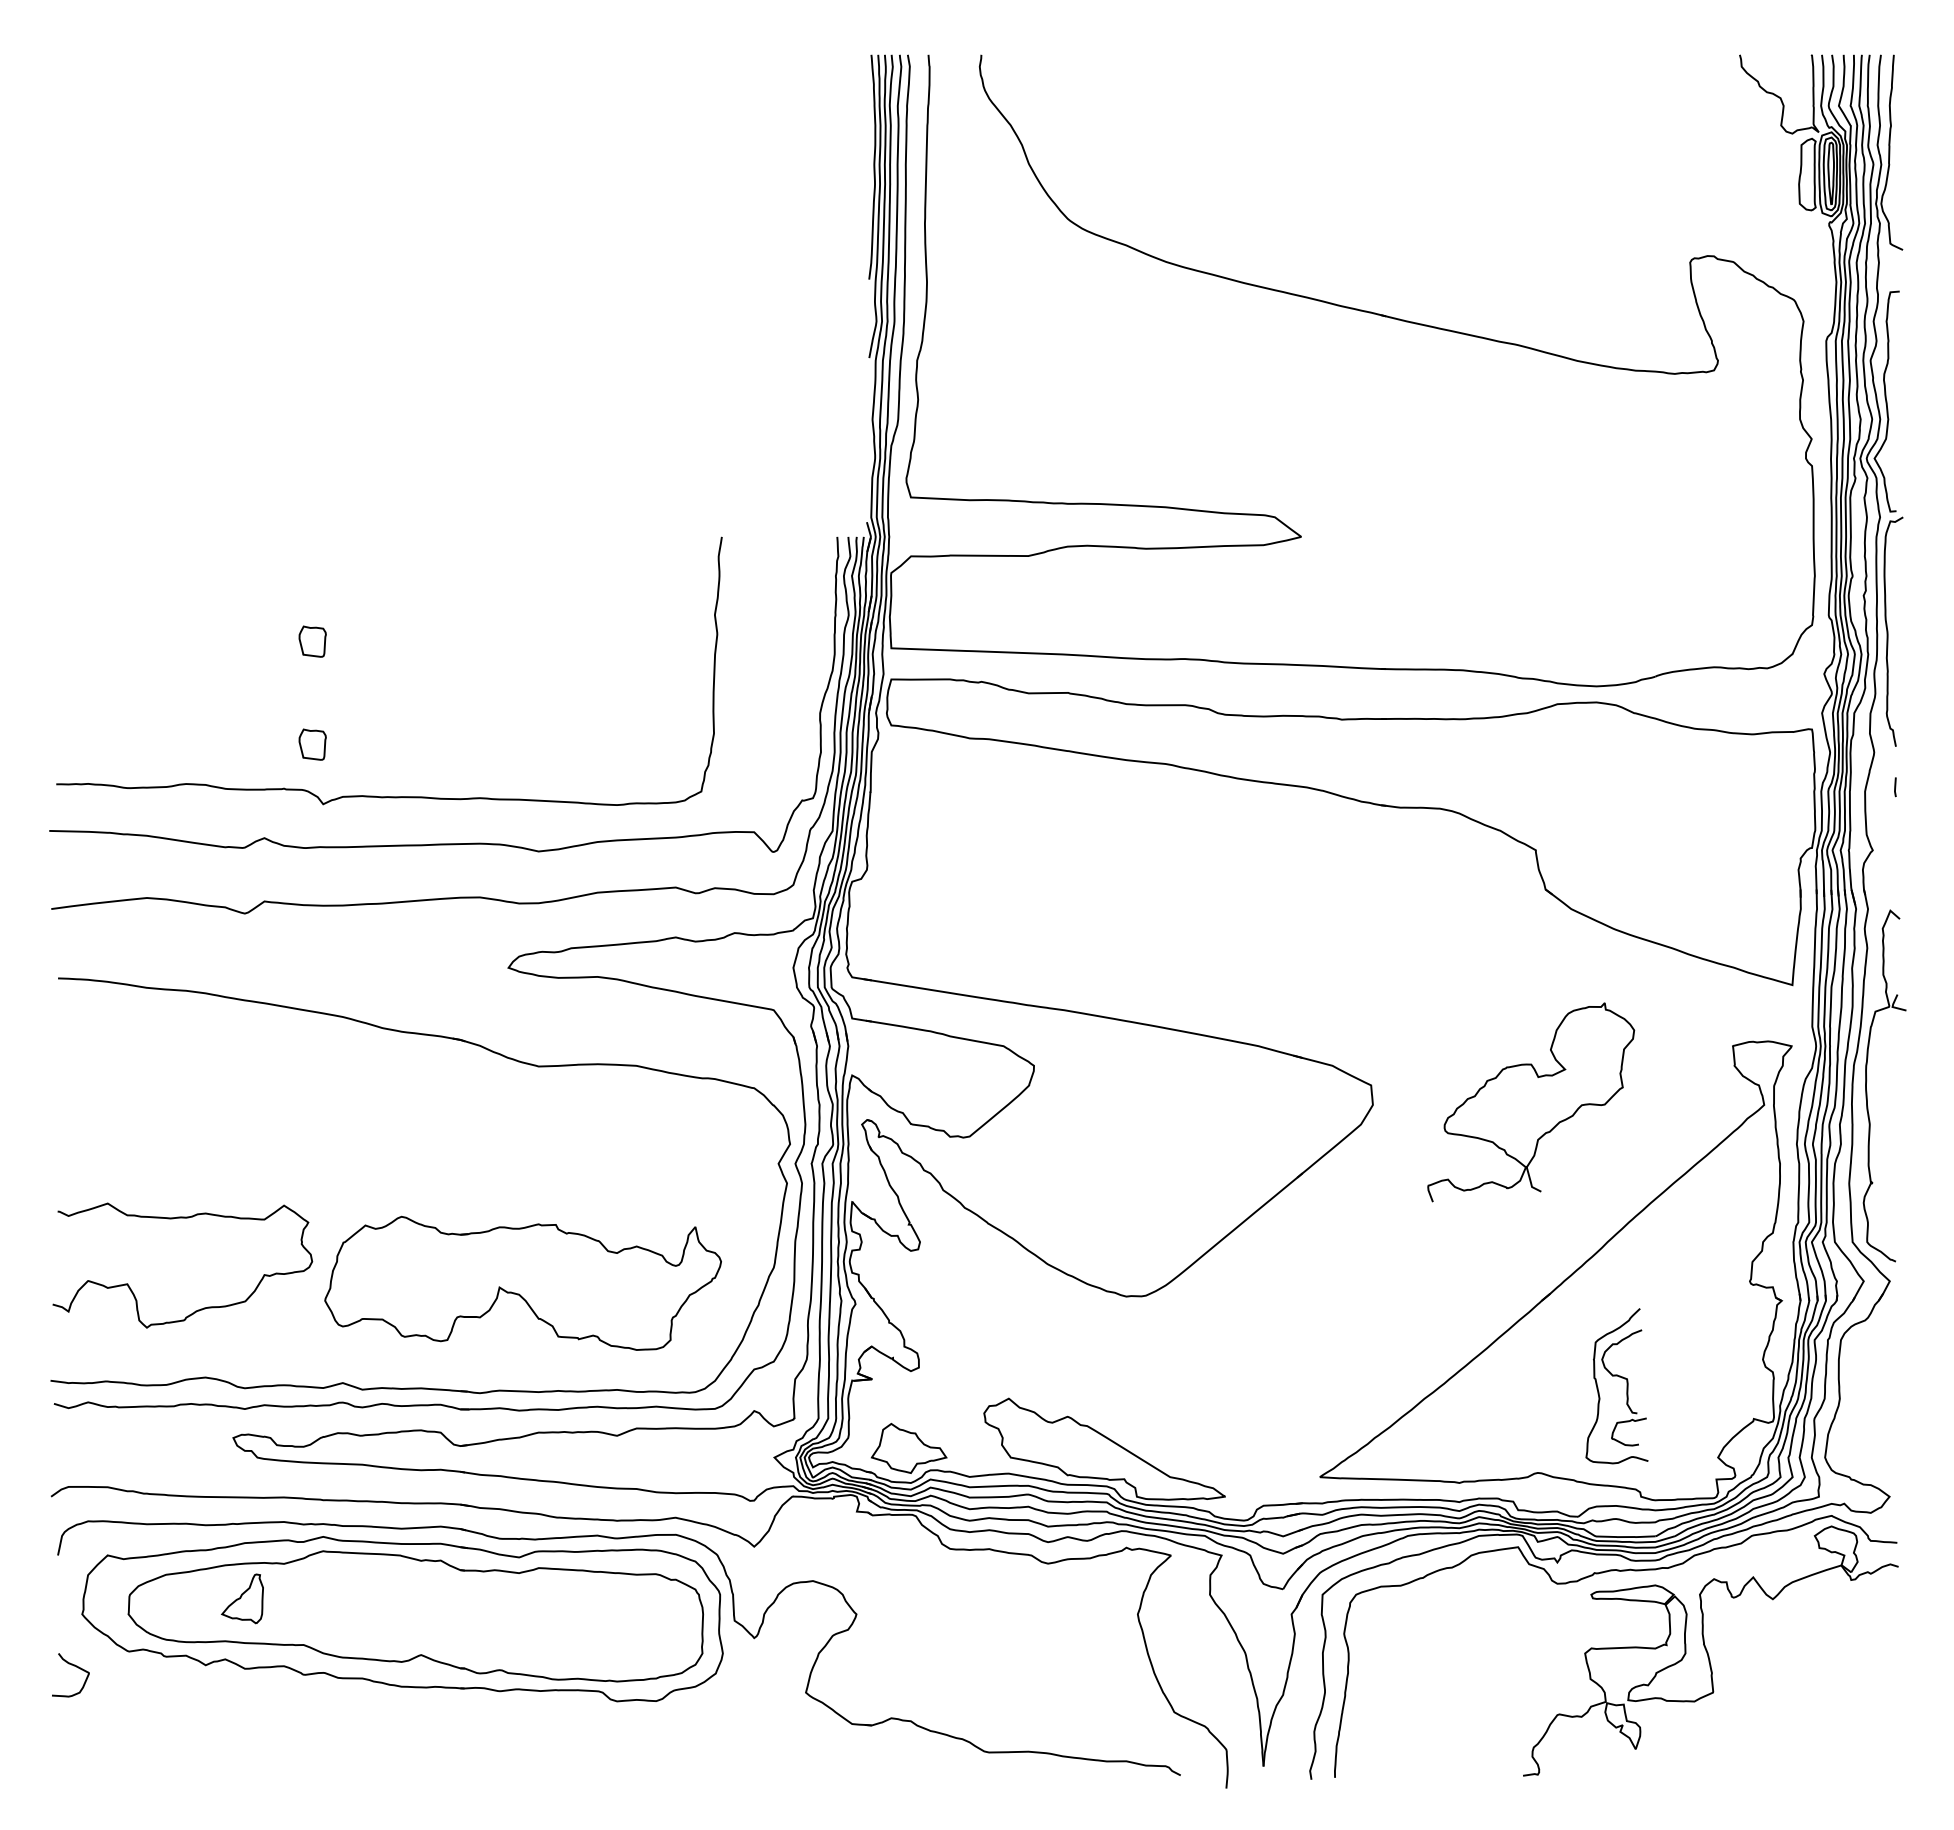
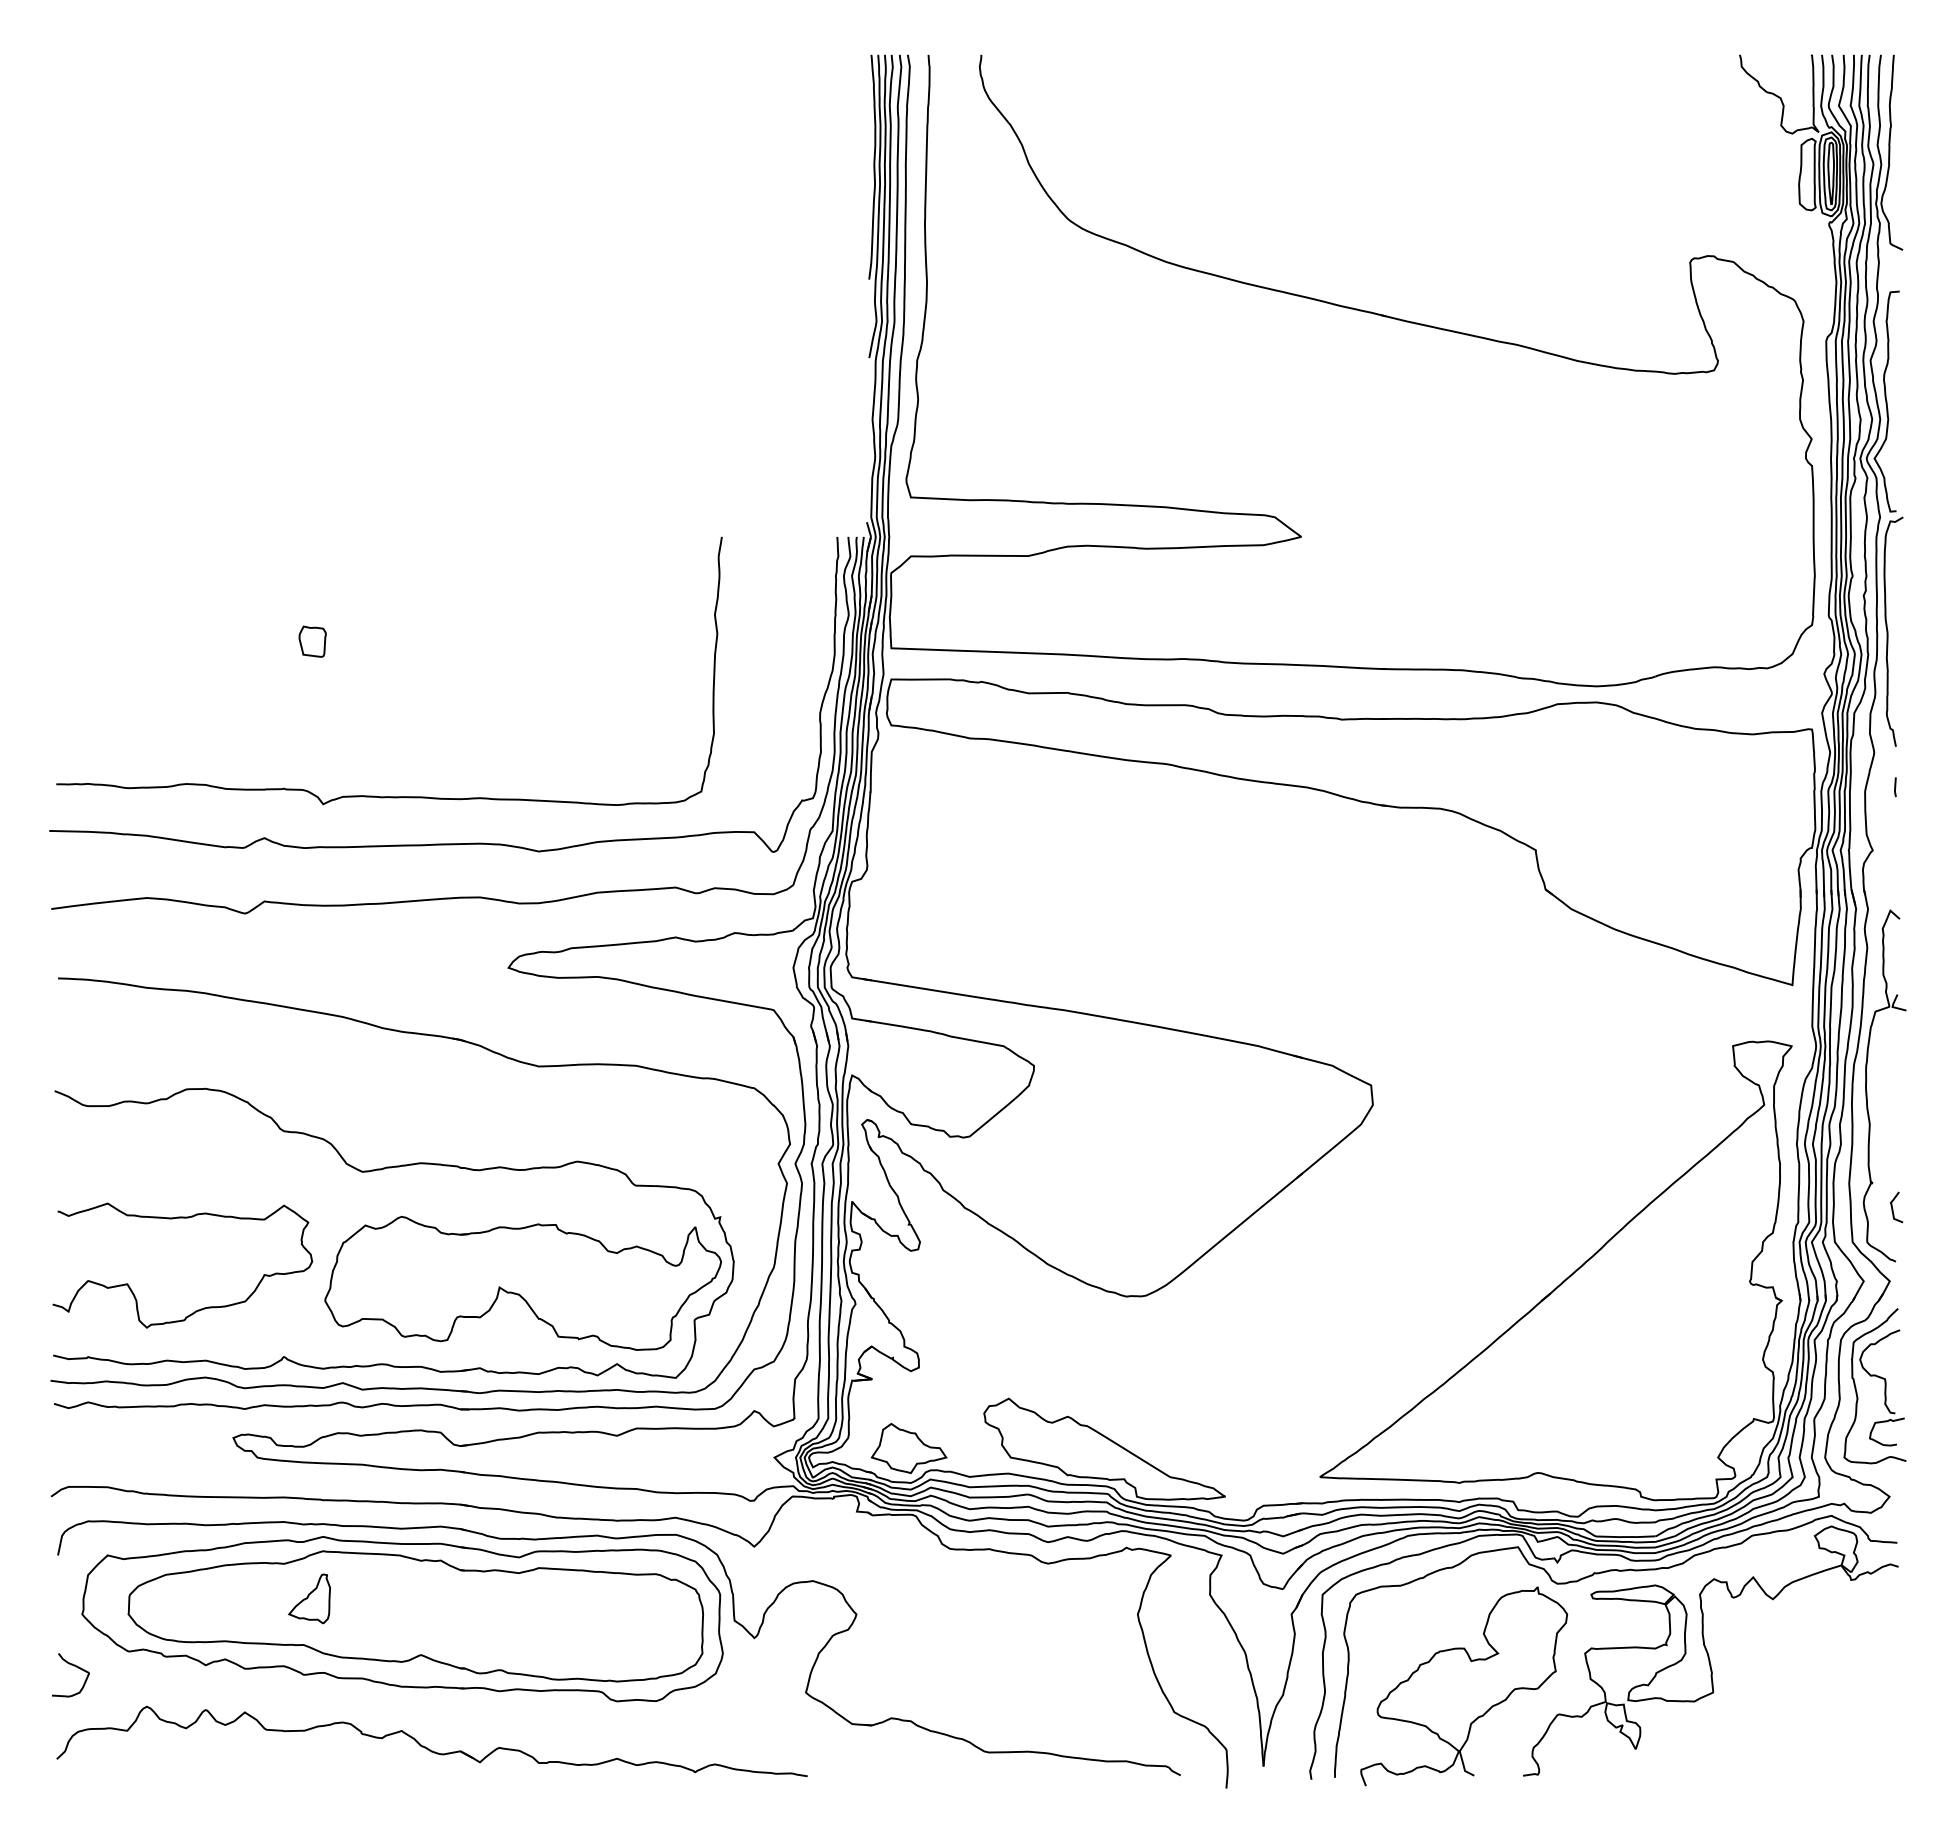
part: present -> none (312, 744)
curve position: (1537, 1077) -> (1470, 1661) (1470, 1661)
part: none -> present (381, 1170)
curve: none -> present (1893, 1208)
part position: (1621, 1378) -> (1879, 1378) (1879, 1378)
part position: (242, 1598) -> (309, 1598) (309, 1598)
part: none -> present (427, 1747)
